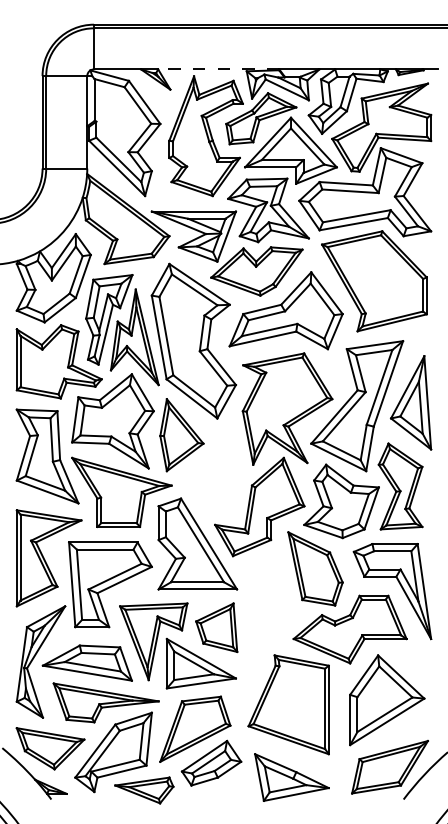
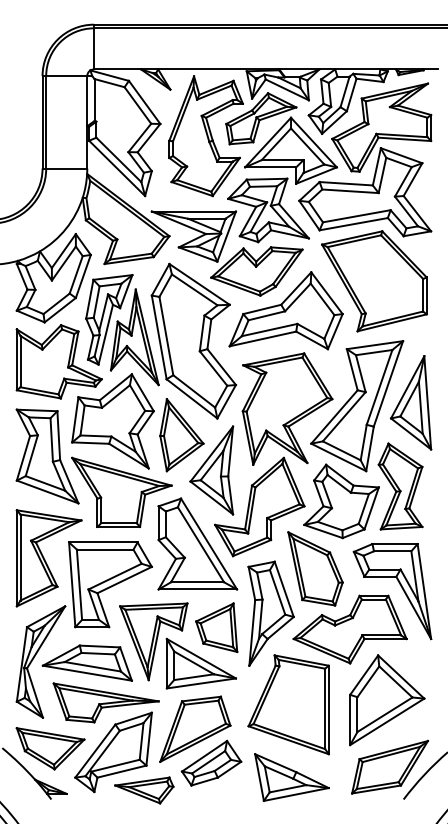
line: dashed -> solid (218, 69)
part: none -> present (211, 470)
part: none -> present (270, 613)
